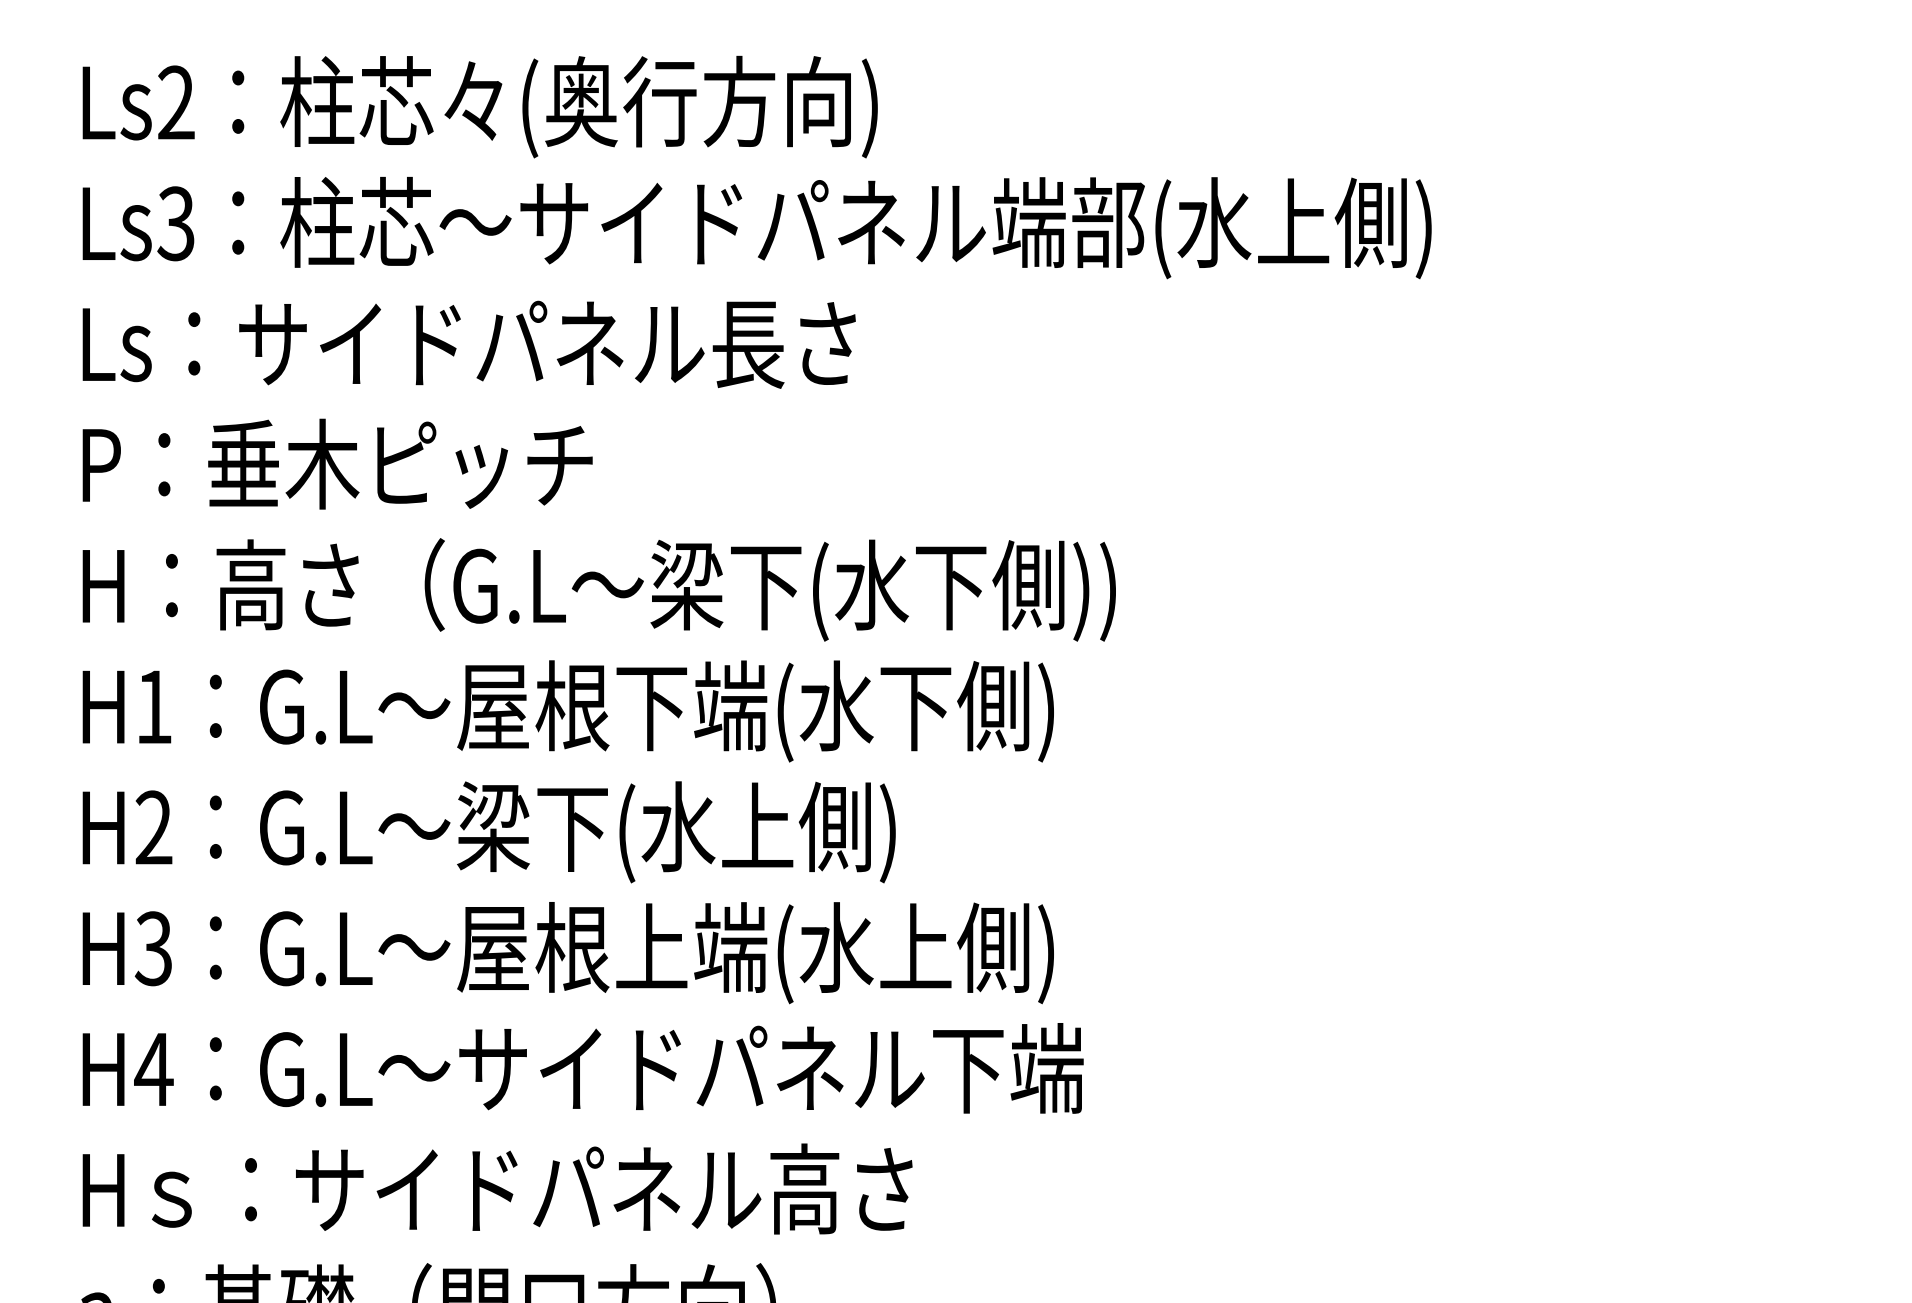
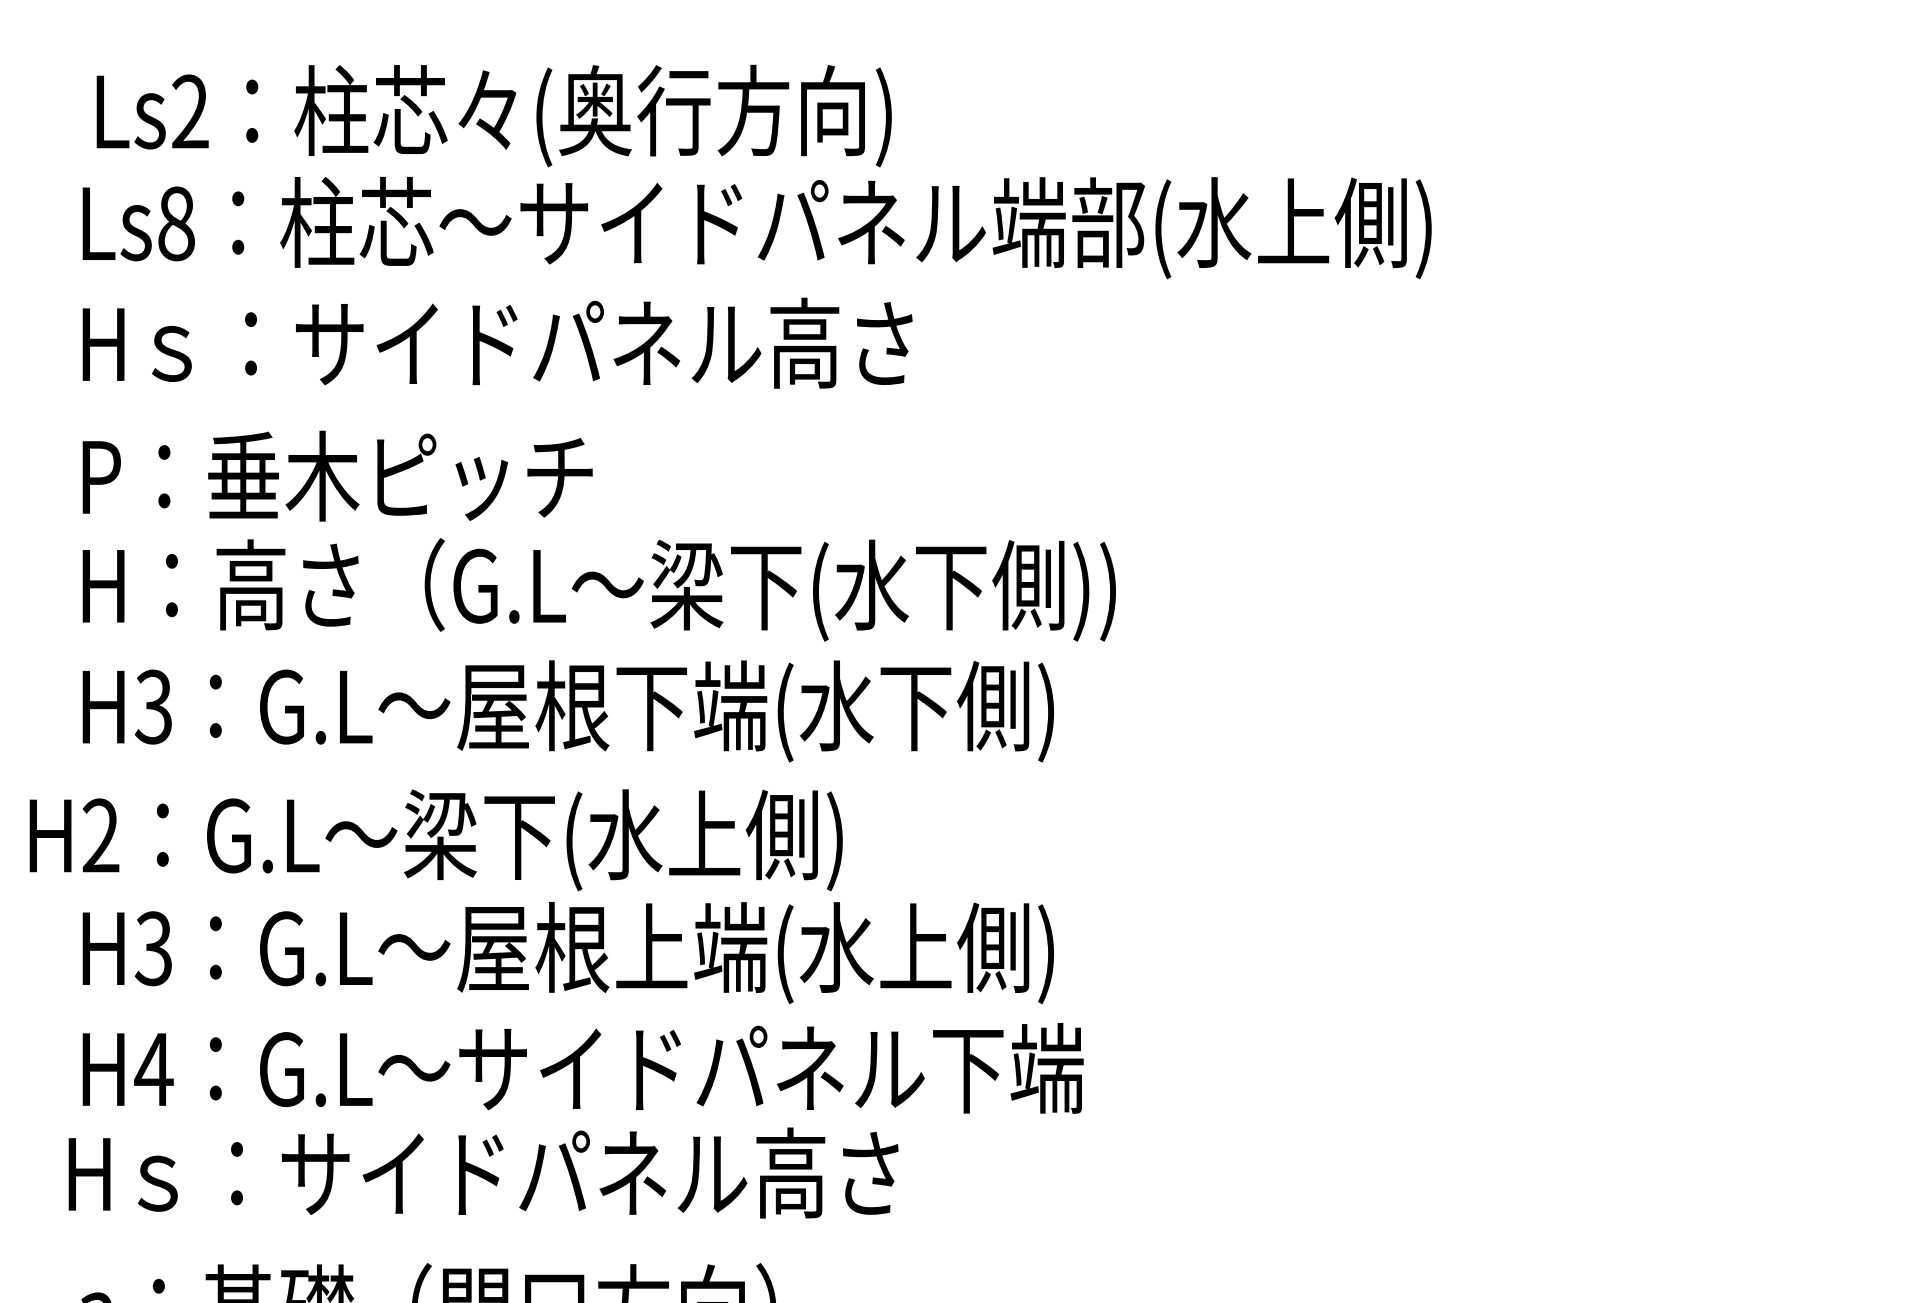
text position: (479, 106) -> (493, 115) (493, 115)
text: Ls3 -> Ls8 (175, 223)
text: Ls：サイドパネル長さ -> Hｓ：サイドパネル高さ (501, 342)
text position: (337, 463) -> (337, 475) (337, 475)
text: H1 -> H3 (152, 706)
text position: (488, 832) -> (435, 840) (435, 840)
text position: (497, 1188) -> (483, 1172) (483, 1172)
